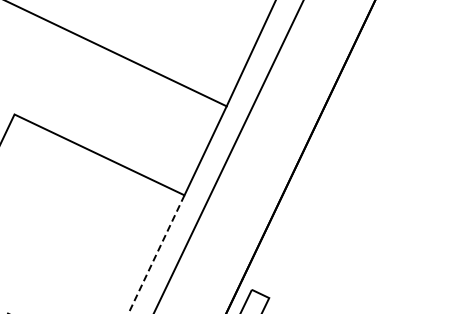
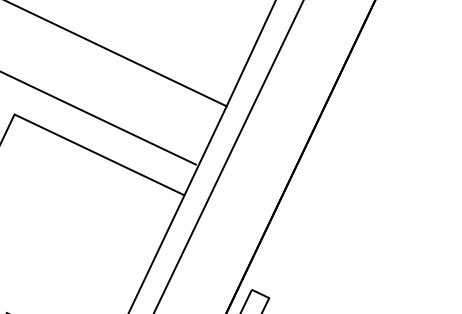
line: none -> present (98, 118)
line: dashed -> solid (155, 256)
